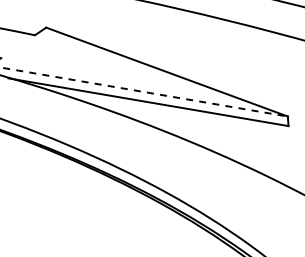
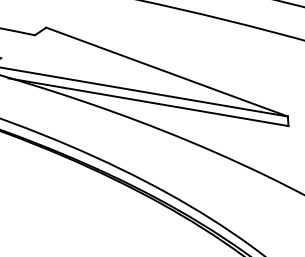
line: dashed -> solid (144, 92)
